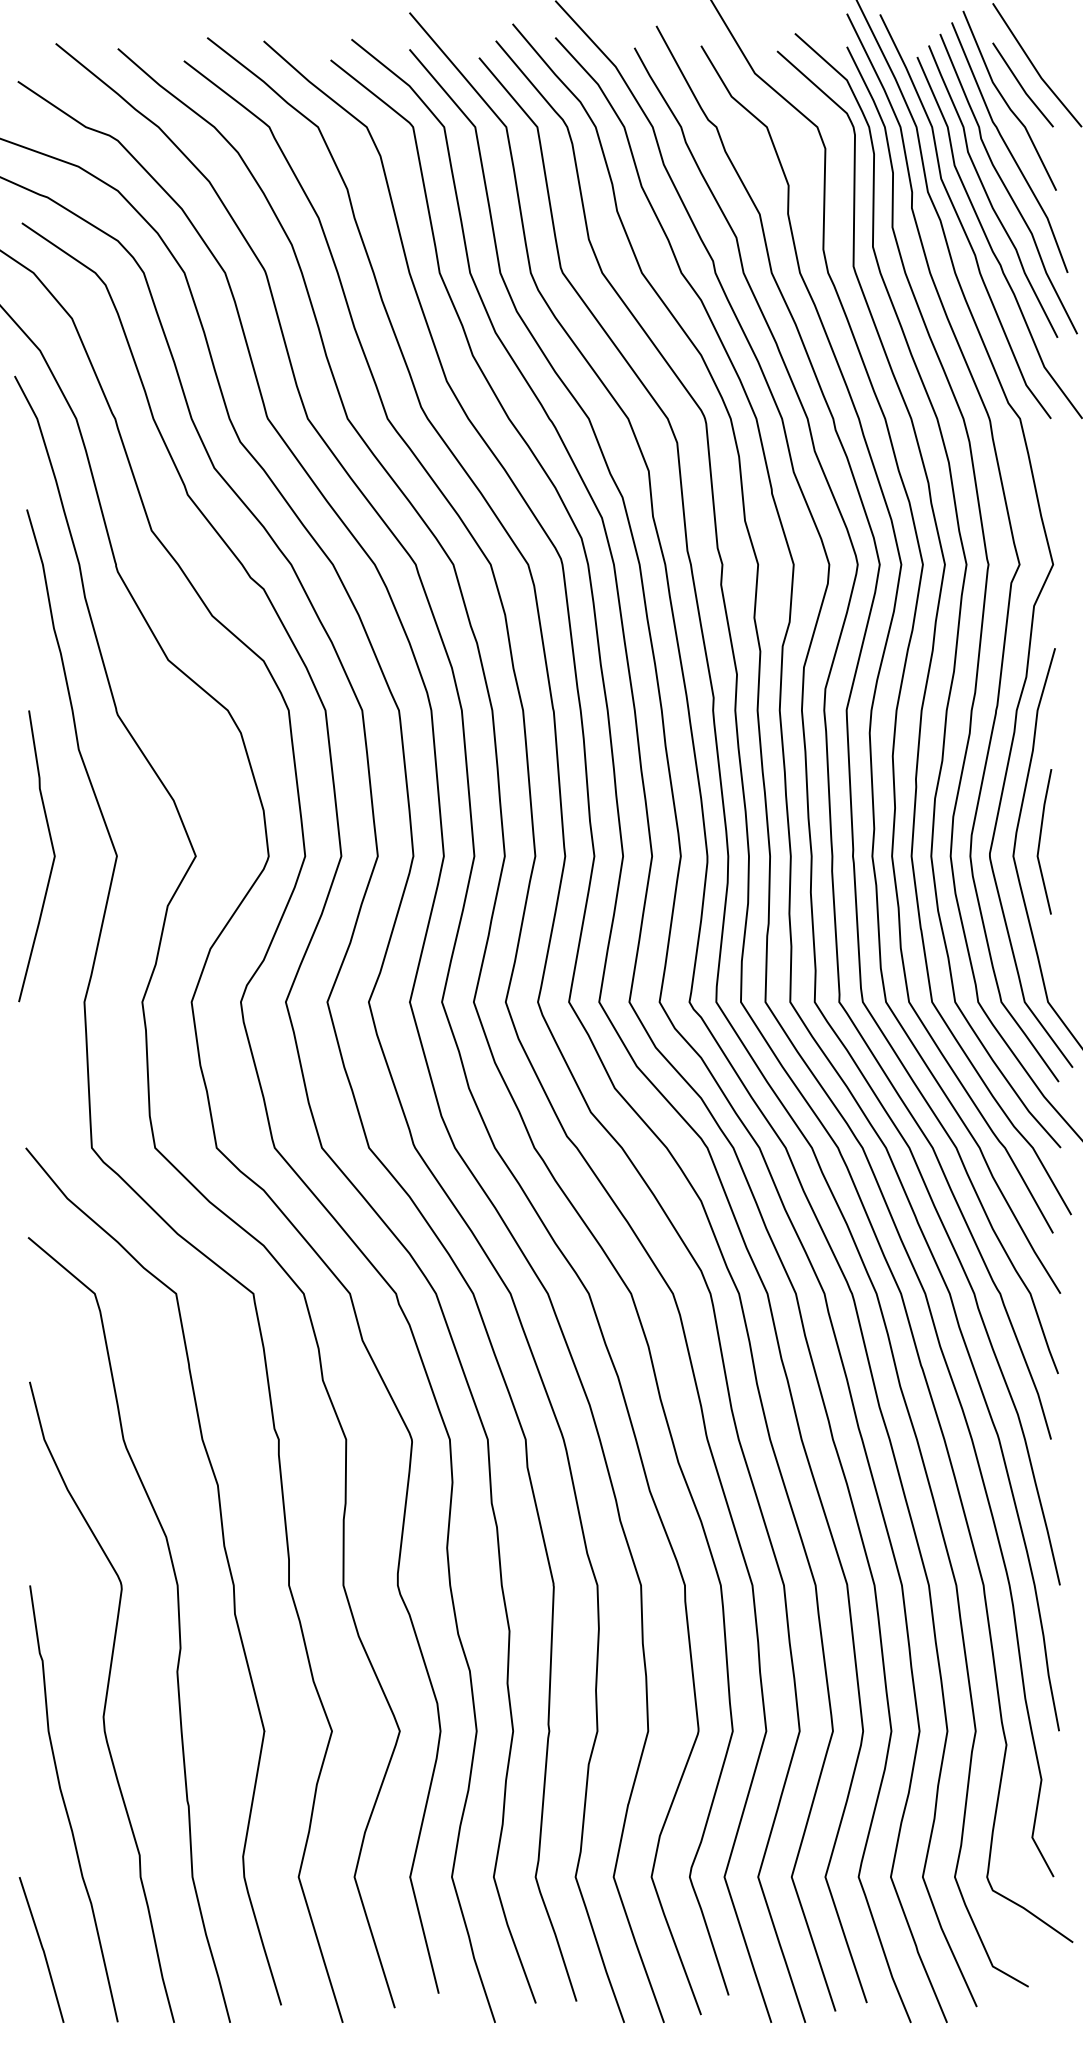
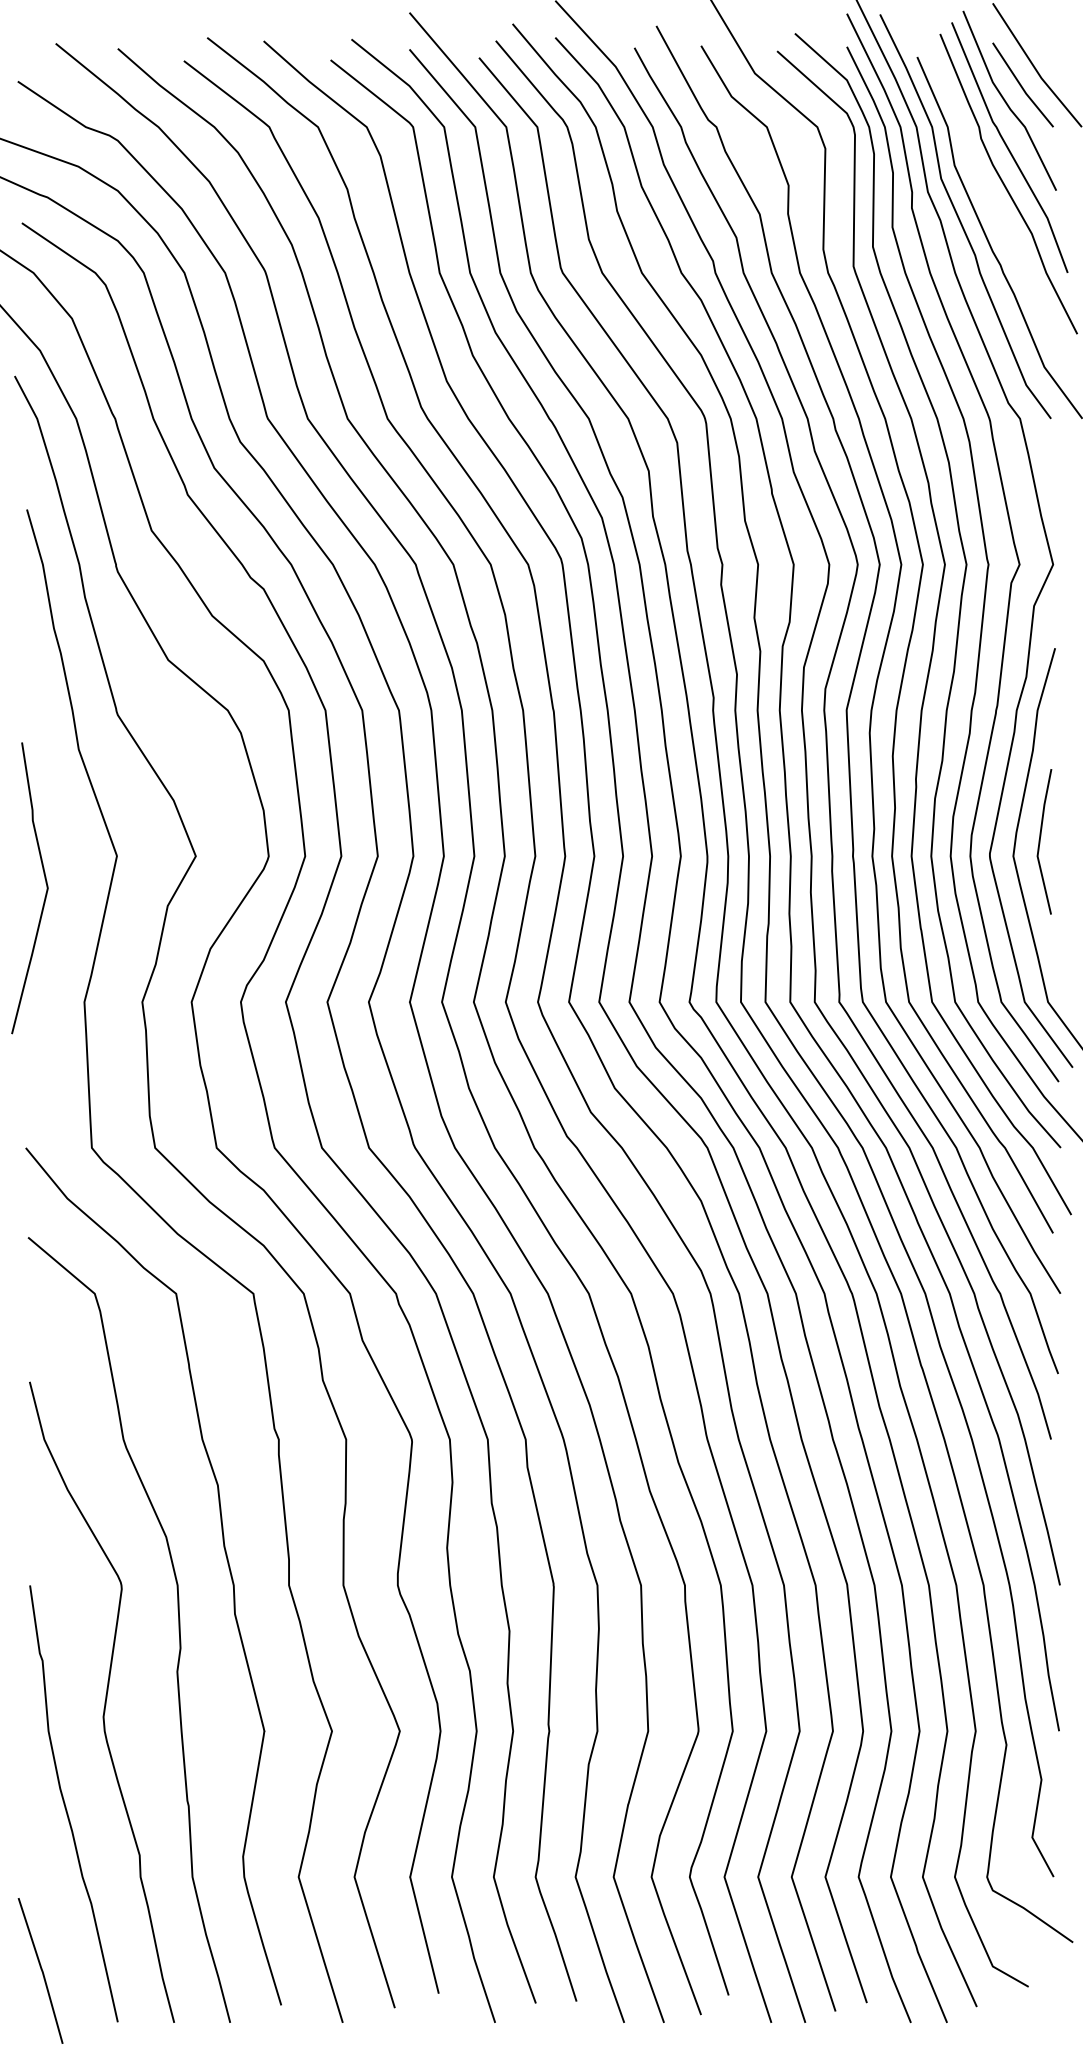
curve: present -> none (987, 193)
curve position: (52, 860) -> (45, 892) (45, 892)
line position: (41, 1948) -> (40, 1969) (40, 1969)
